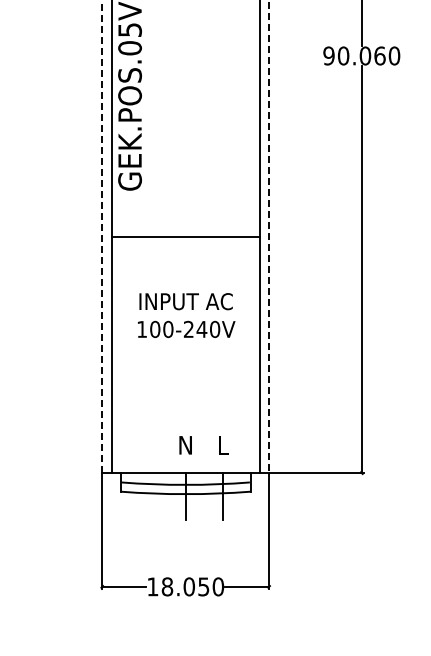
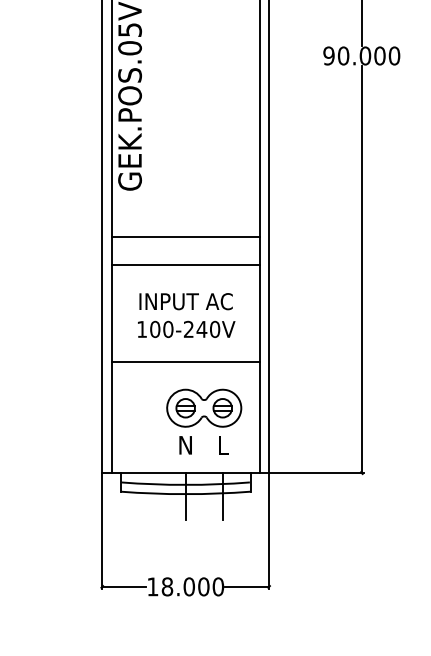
text: 90.060 -> 90.000 (379, 55)
line: dashed -> solid (102, 236)
line: dashed -> solid (269, 237)
line: none -> present (185, 264)
line: none -> present (185, 361)
part: none -> present (204, 407)
text: 18.050 -> 18.000 (203, 586)
